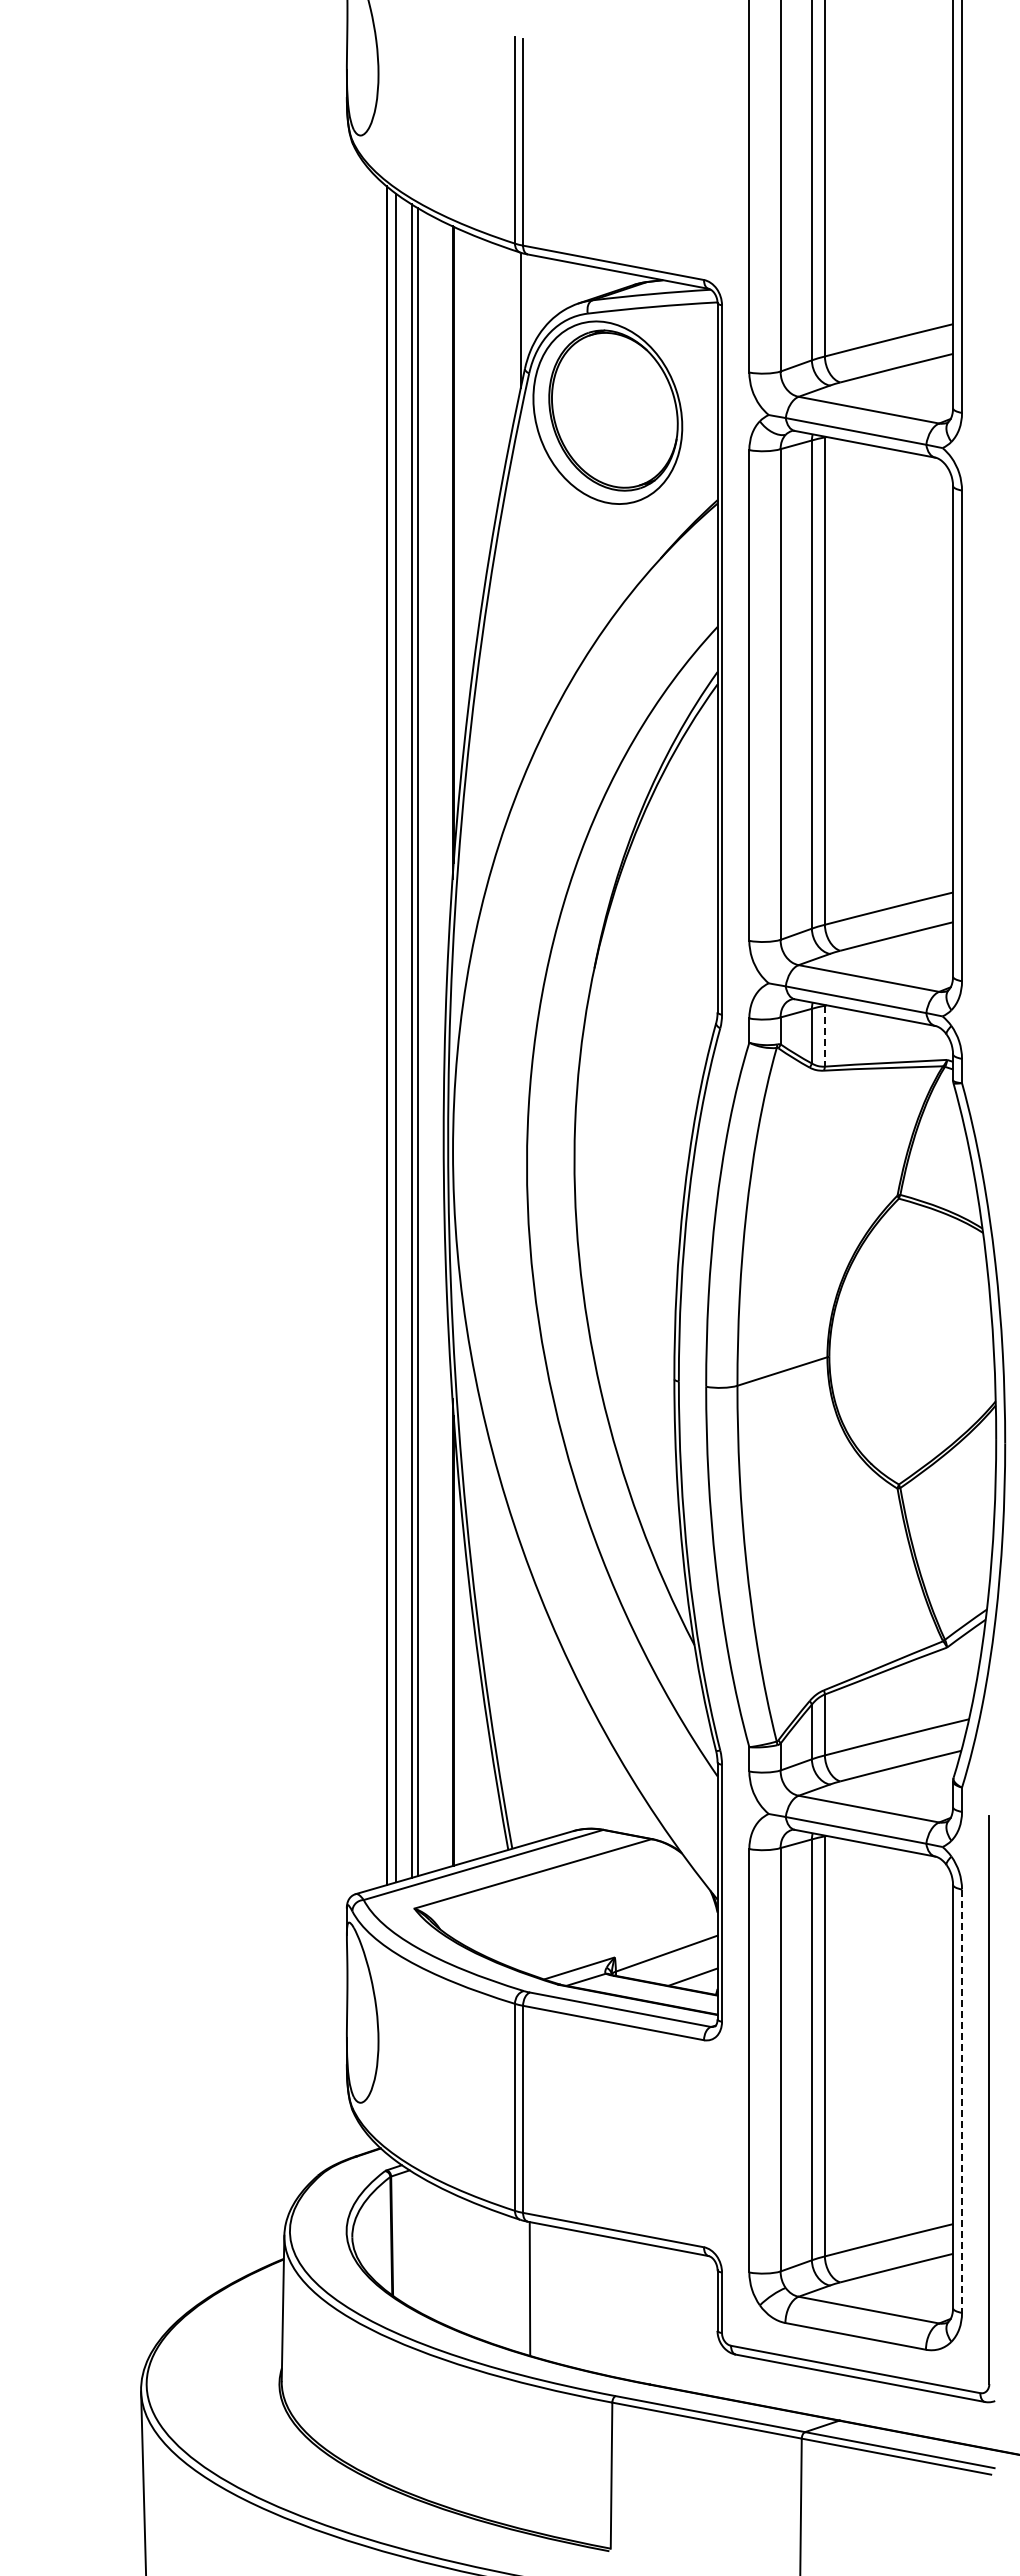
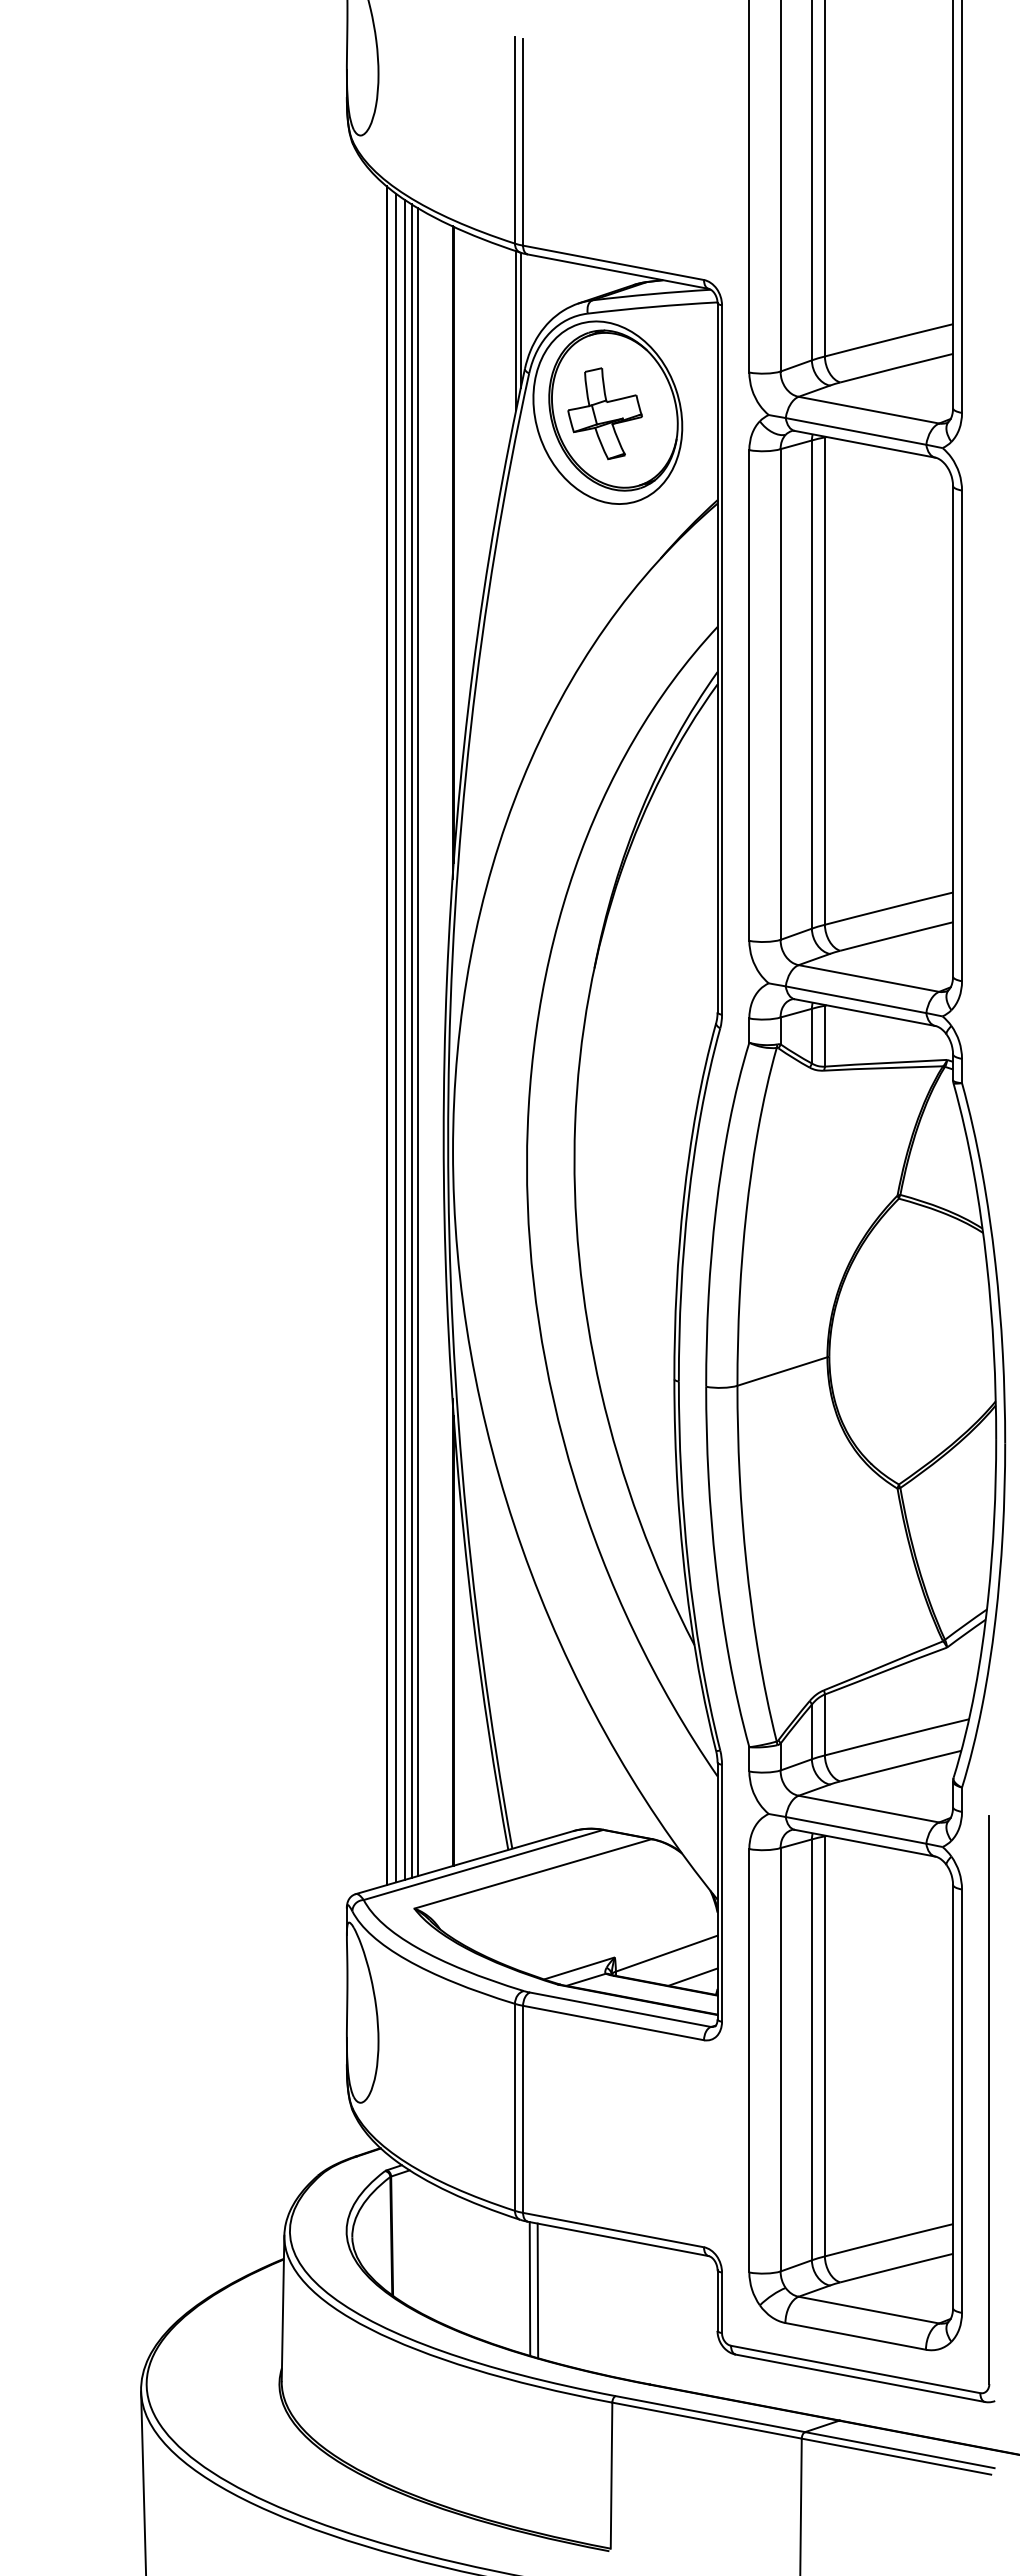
line: none -> present (516, 330)
part: none -> present (604, 413)
line: dashed -> solid (824, 1036)
line: none -> present (404, 1039)
line: dashed -> solid (962, 2101)
line: none -> present (537, 2290)
